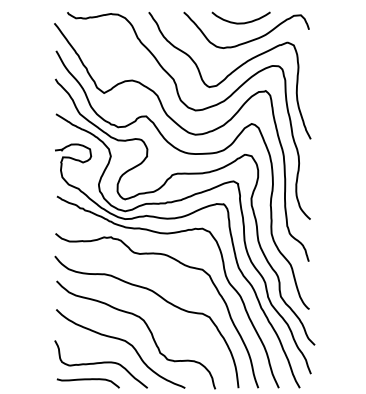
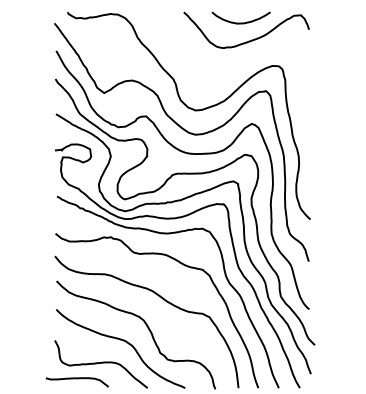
curve: present -> none (229, 75)
curve position: (87, 380) -> (76, 379) (76, 379)
